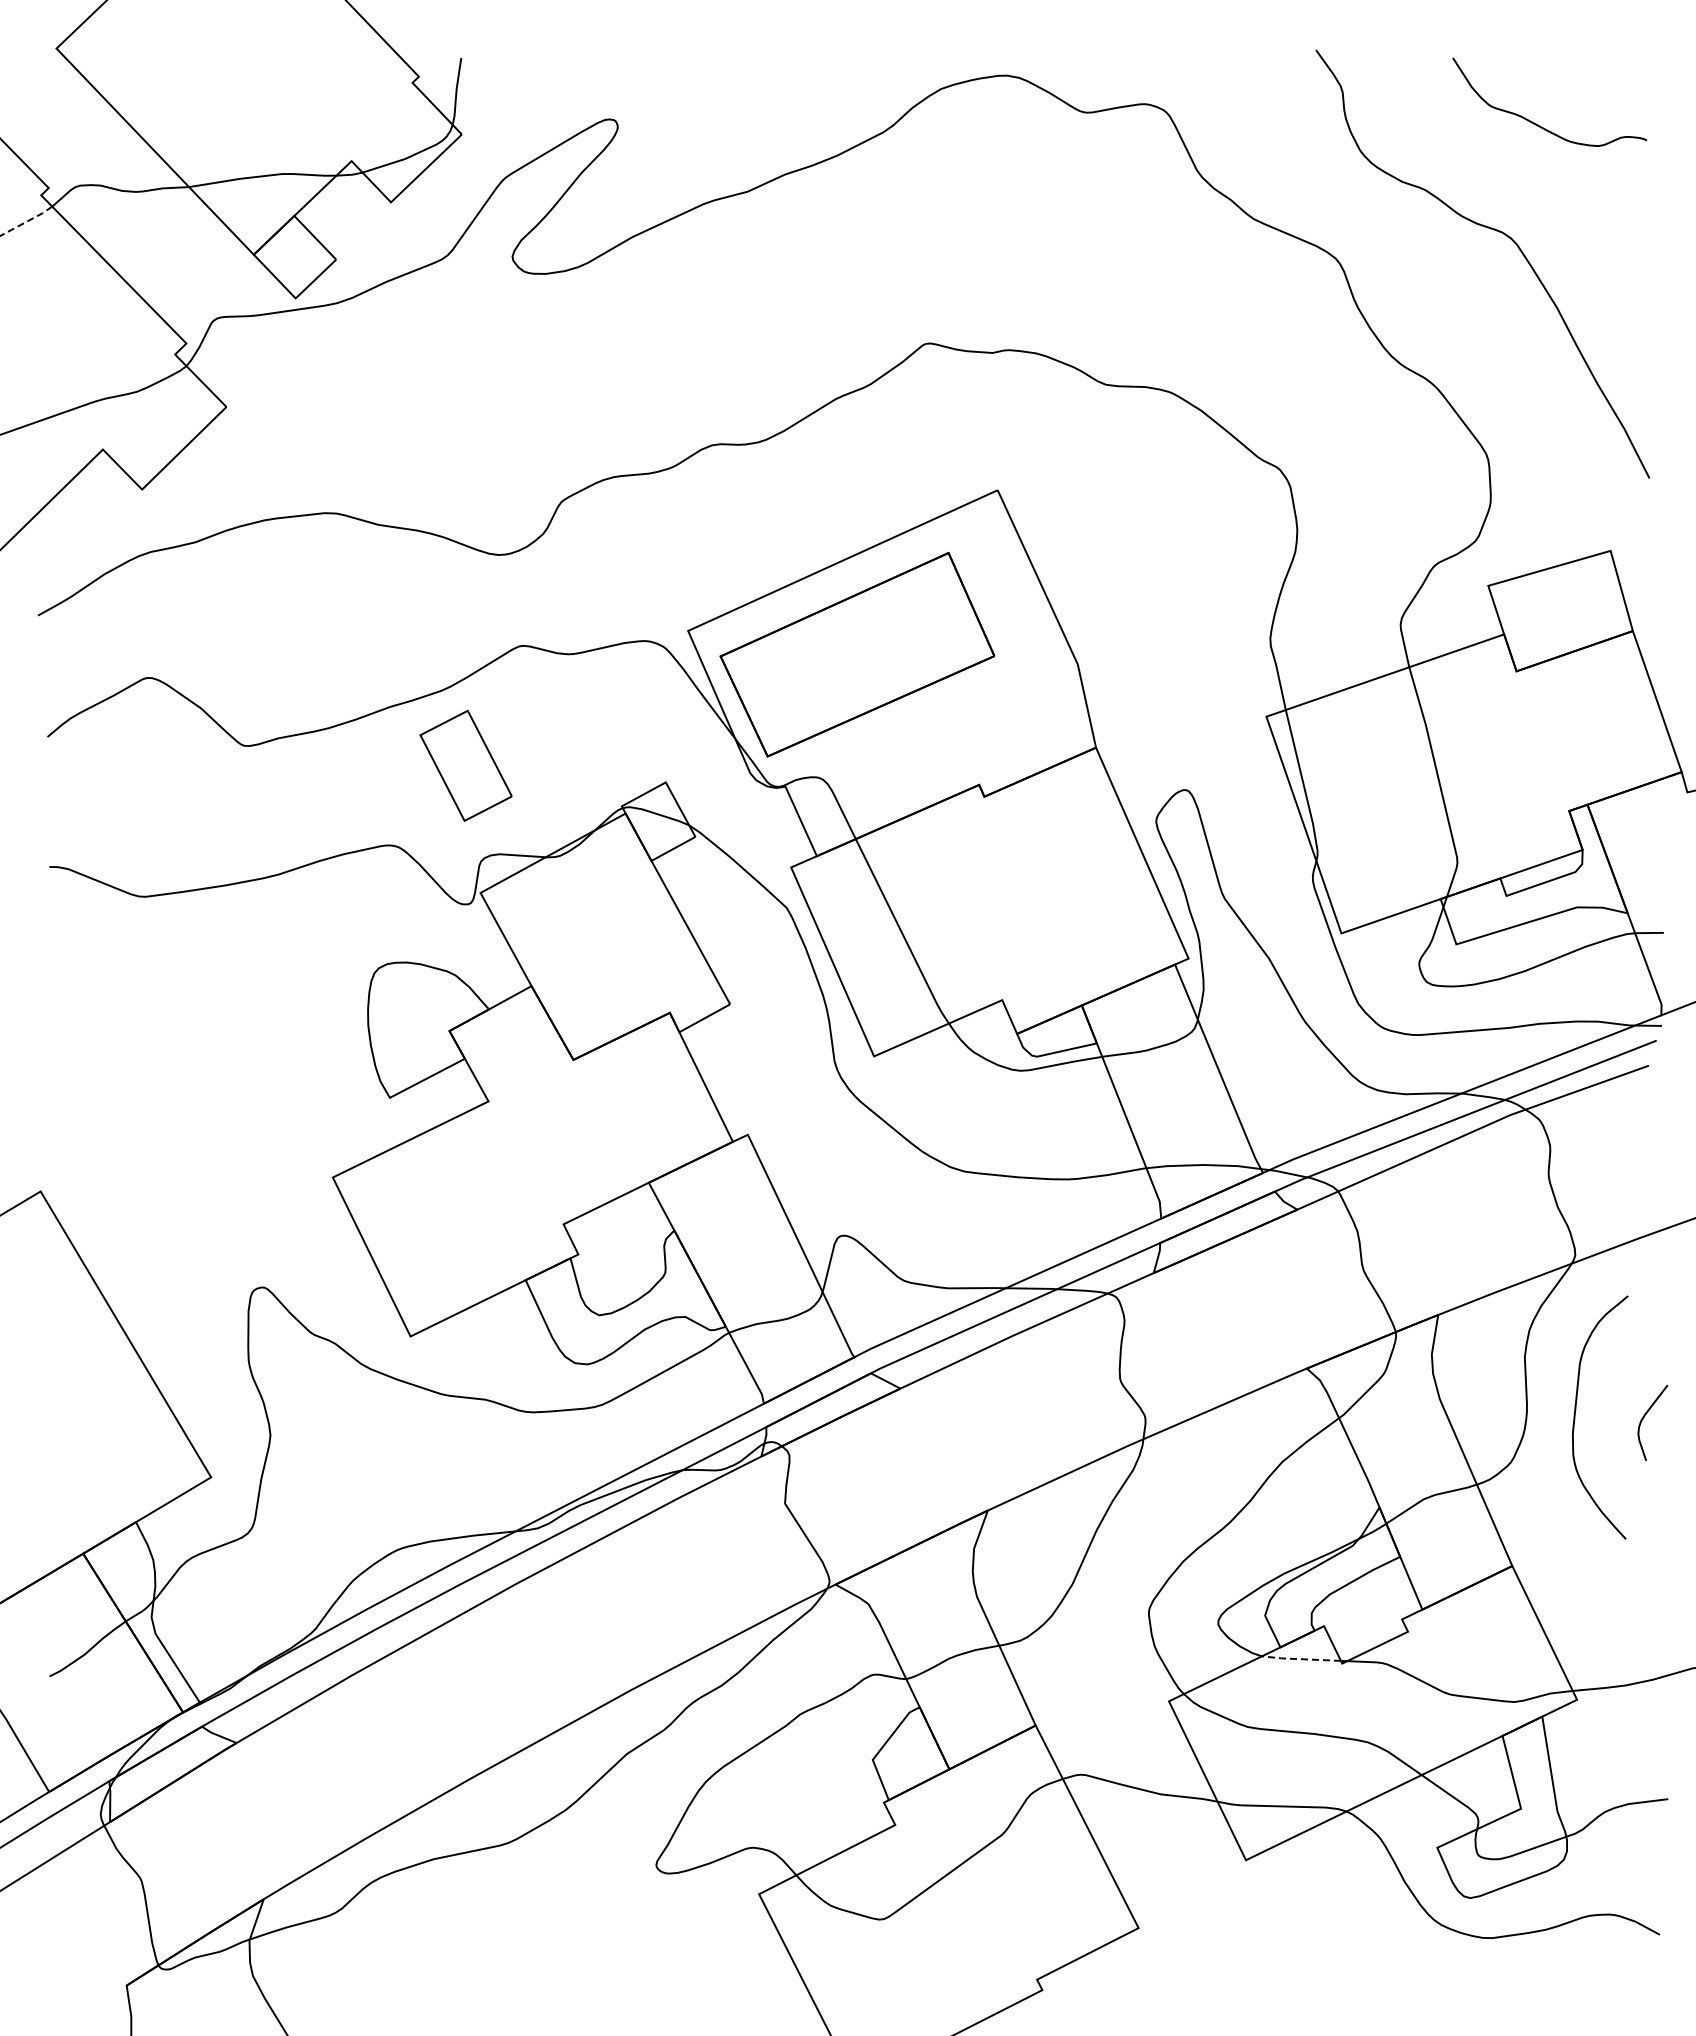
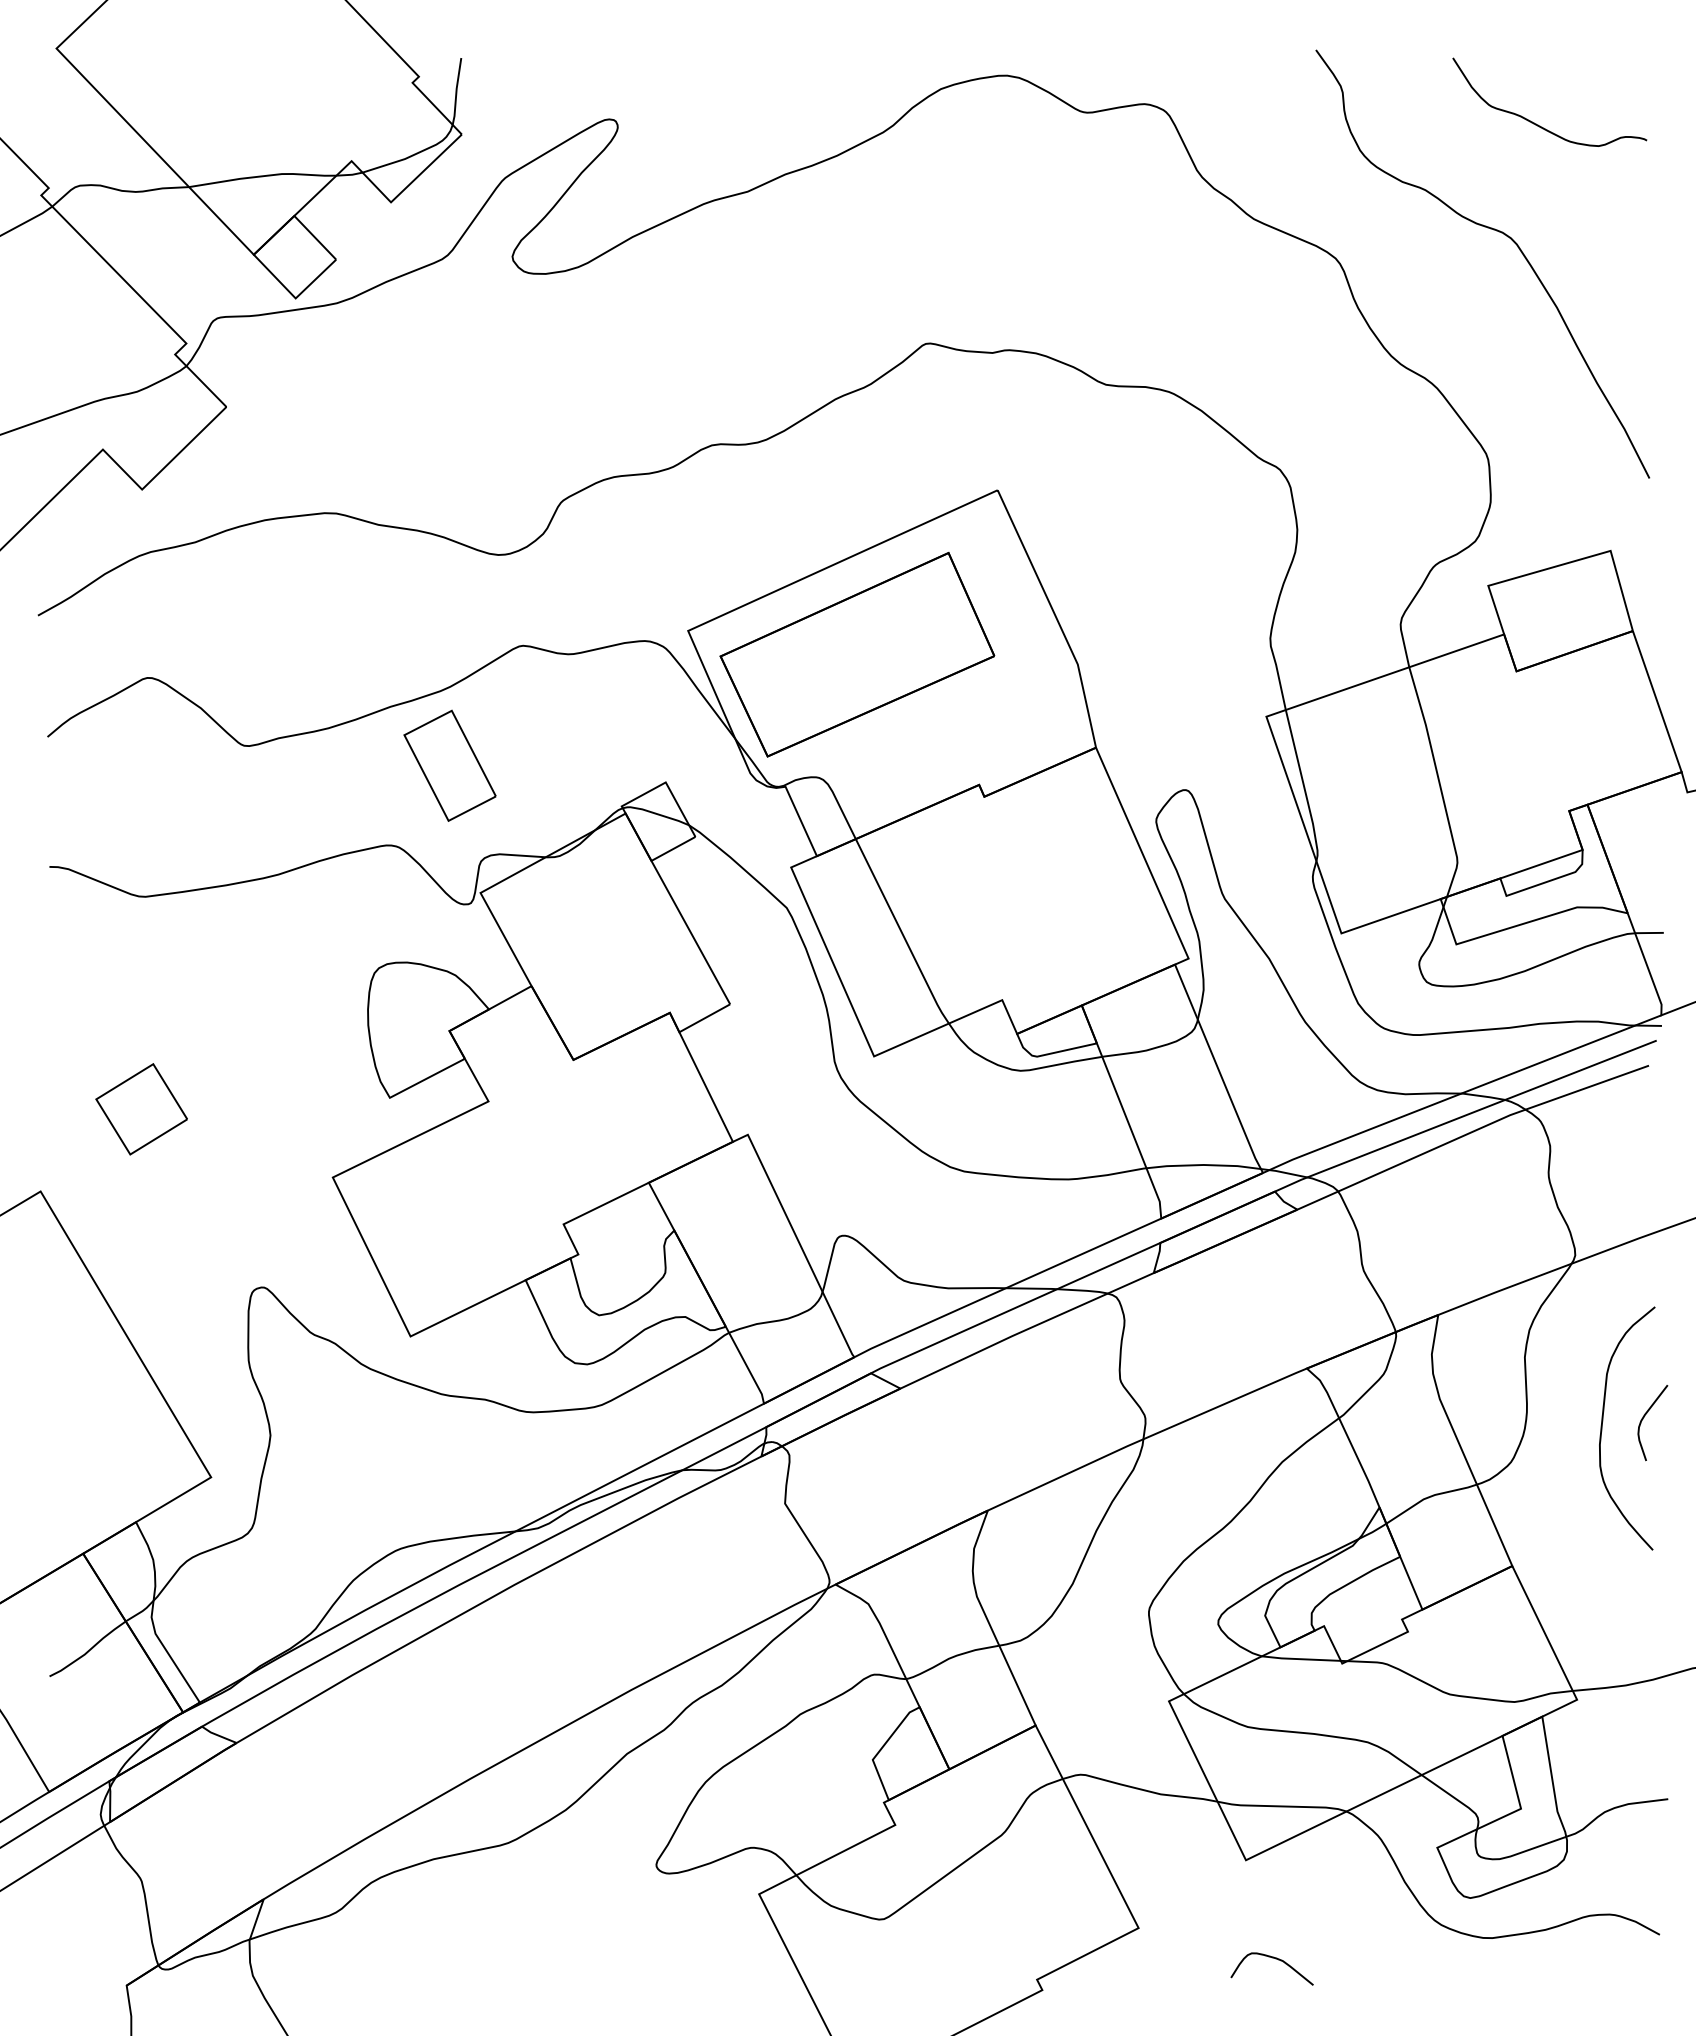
line: dashed -> solid (26, 221)
part position: (465, 765) -> (449, 765) (449, 765)
part: none -> present (141, 1109)
curve position: (1576, 1410) -> (1603, 1421) (1603, 1421)
line: dashed -> solid (1300, 1659)
curve: none -> present (1275, 1959)
